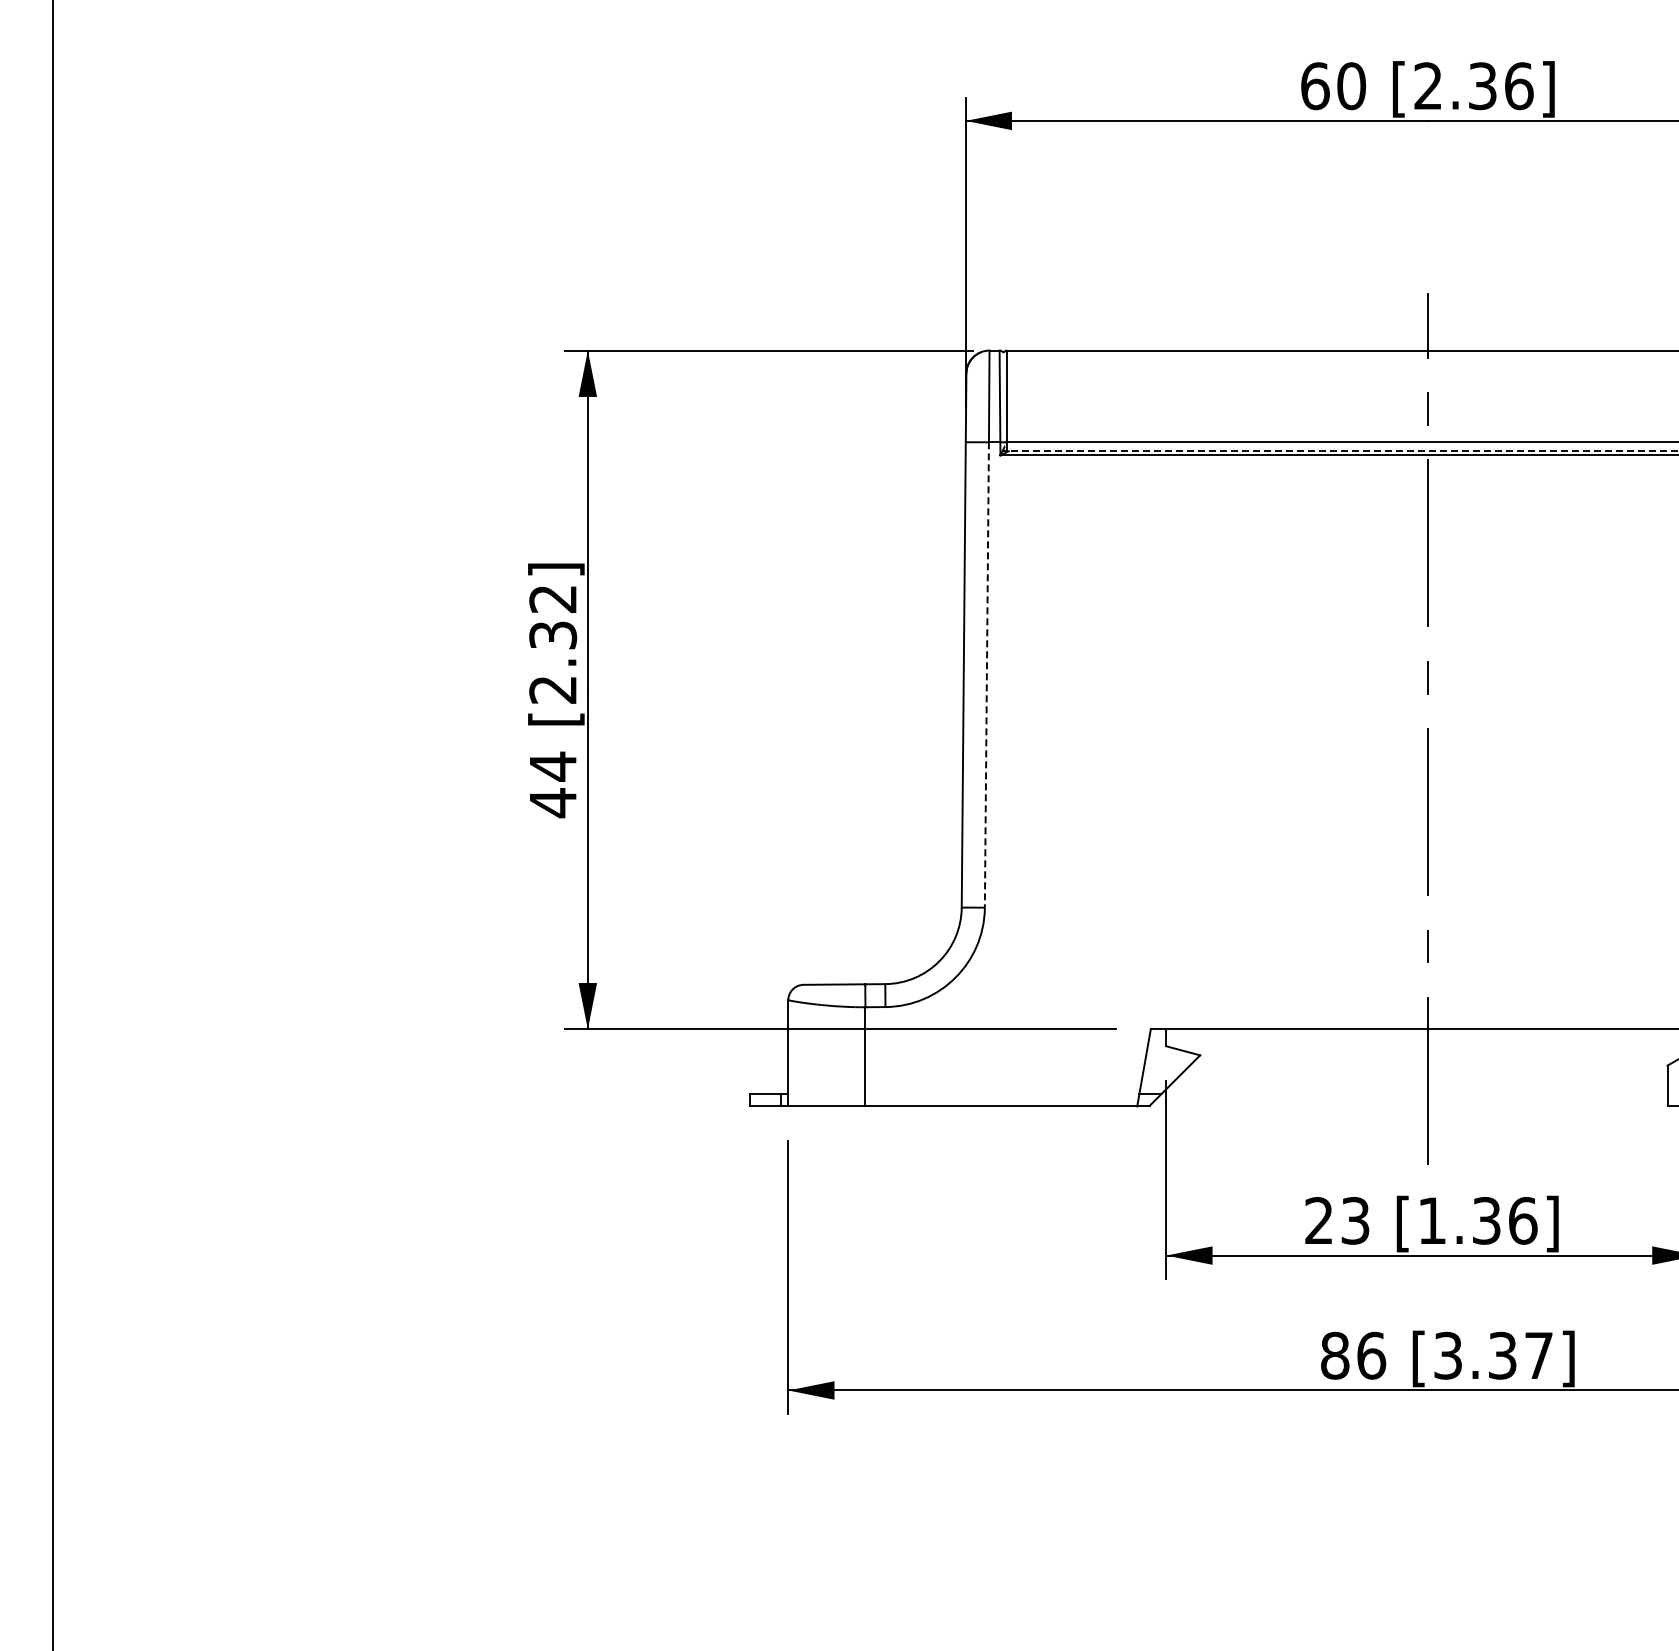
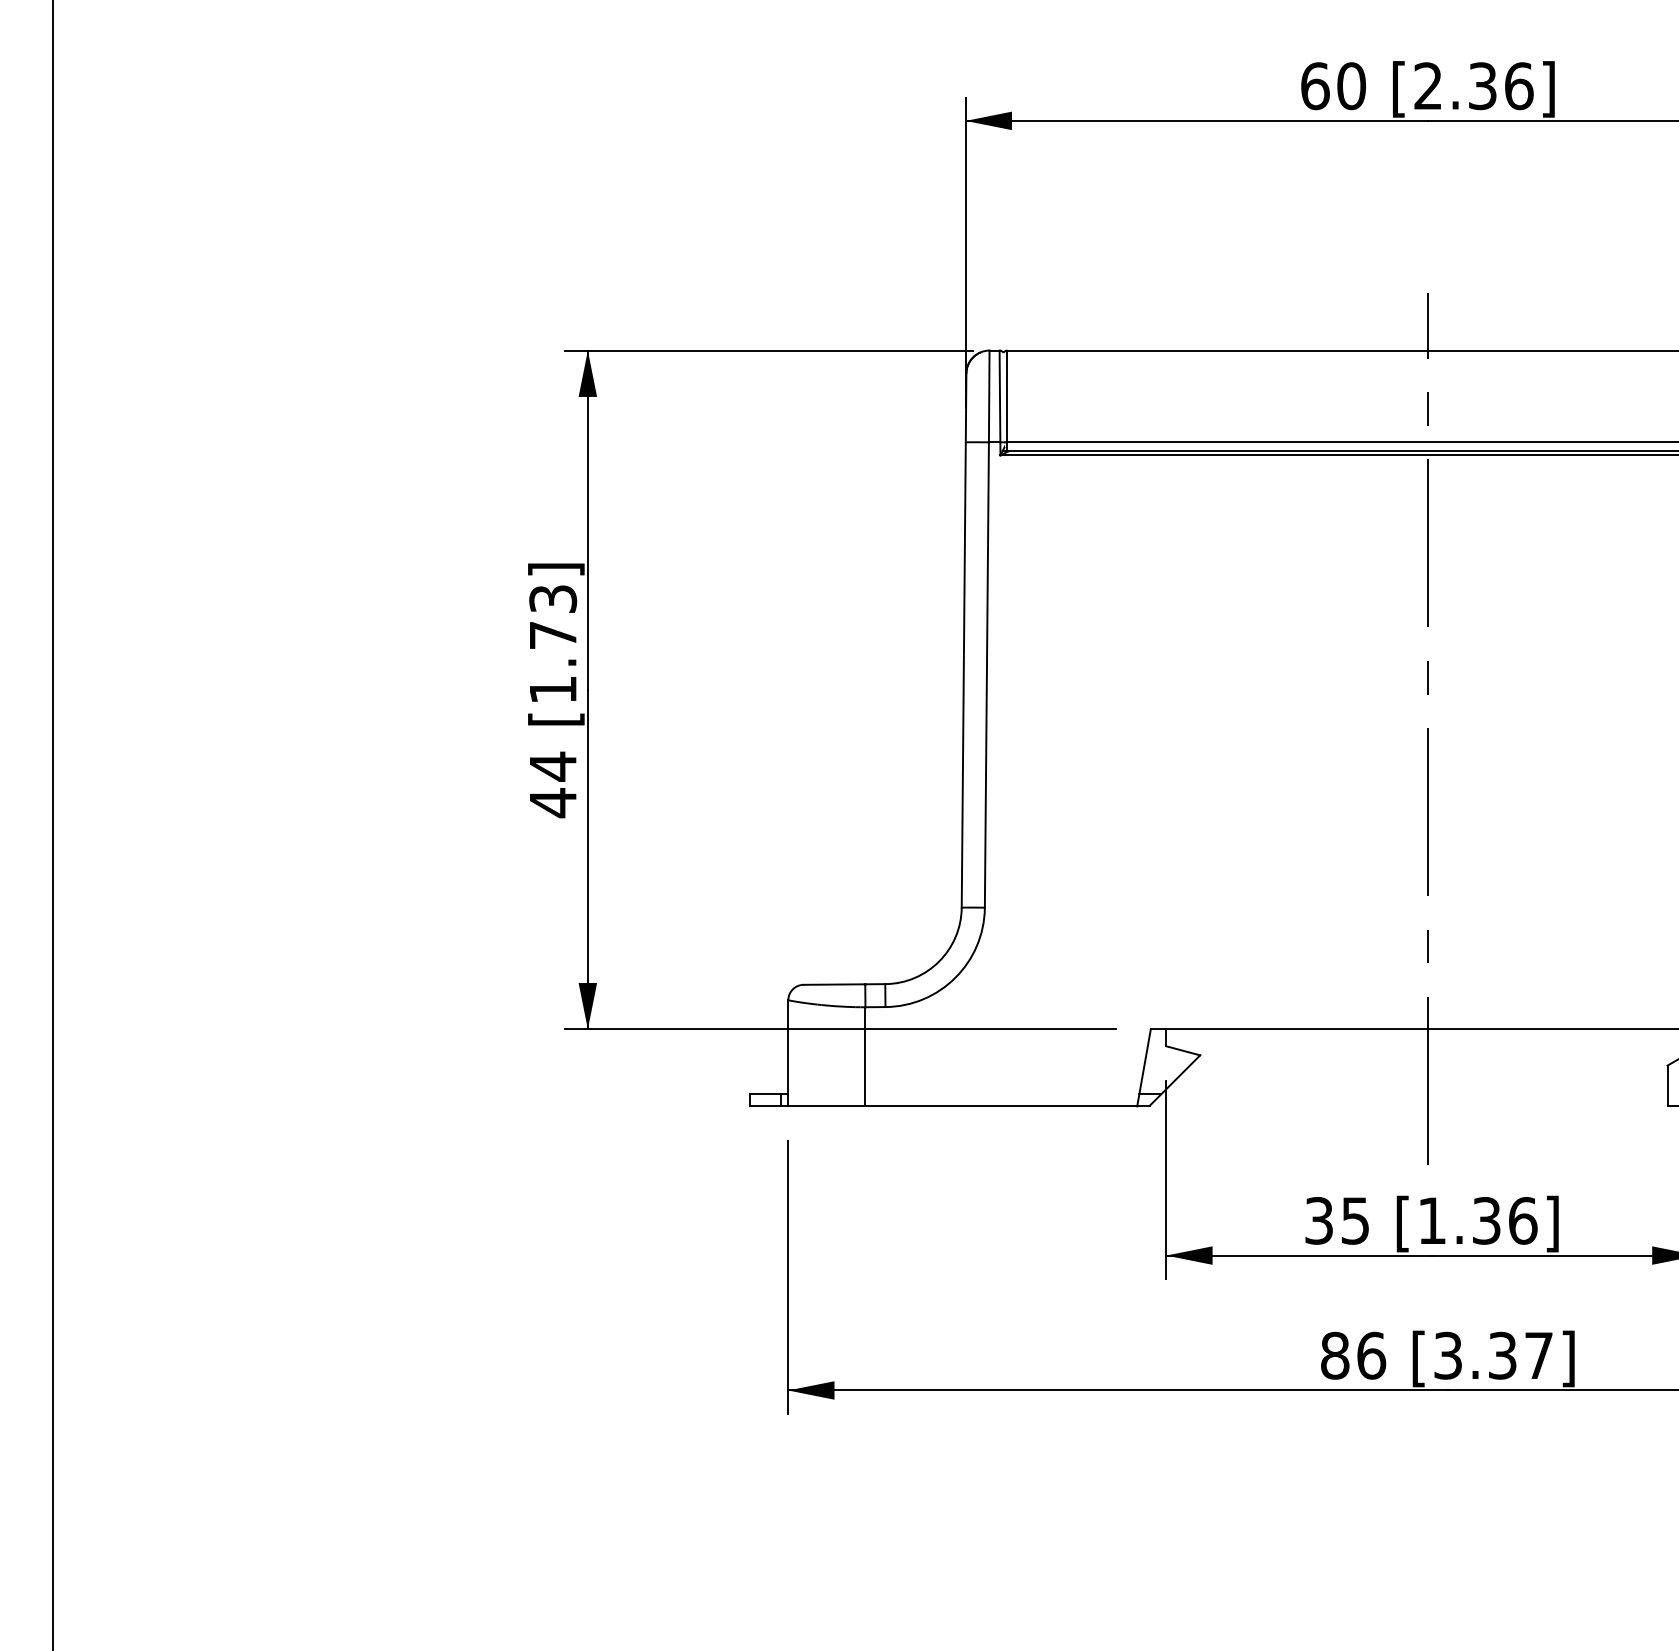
line: dashed -> solid (1340, 450)
text: [2.32] -> [1.73] (553, 644)
line: dashed -> solid (986, 675)
text: 23 -> 35 (1337, 1220)
